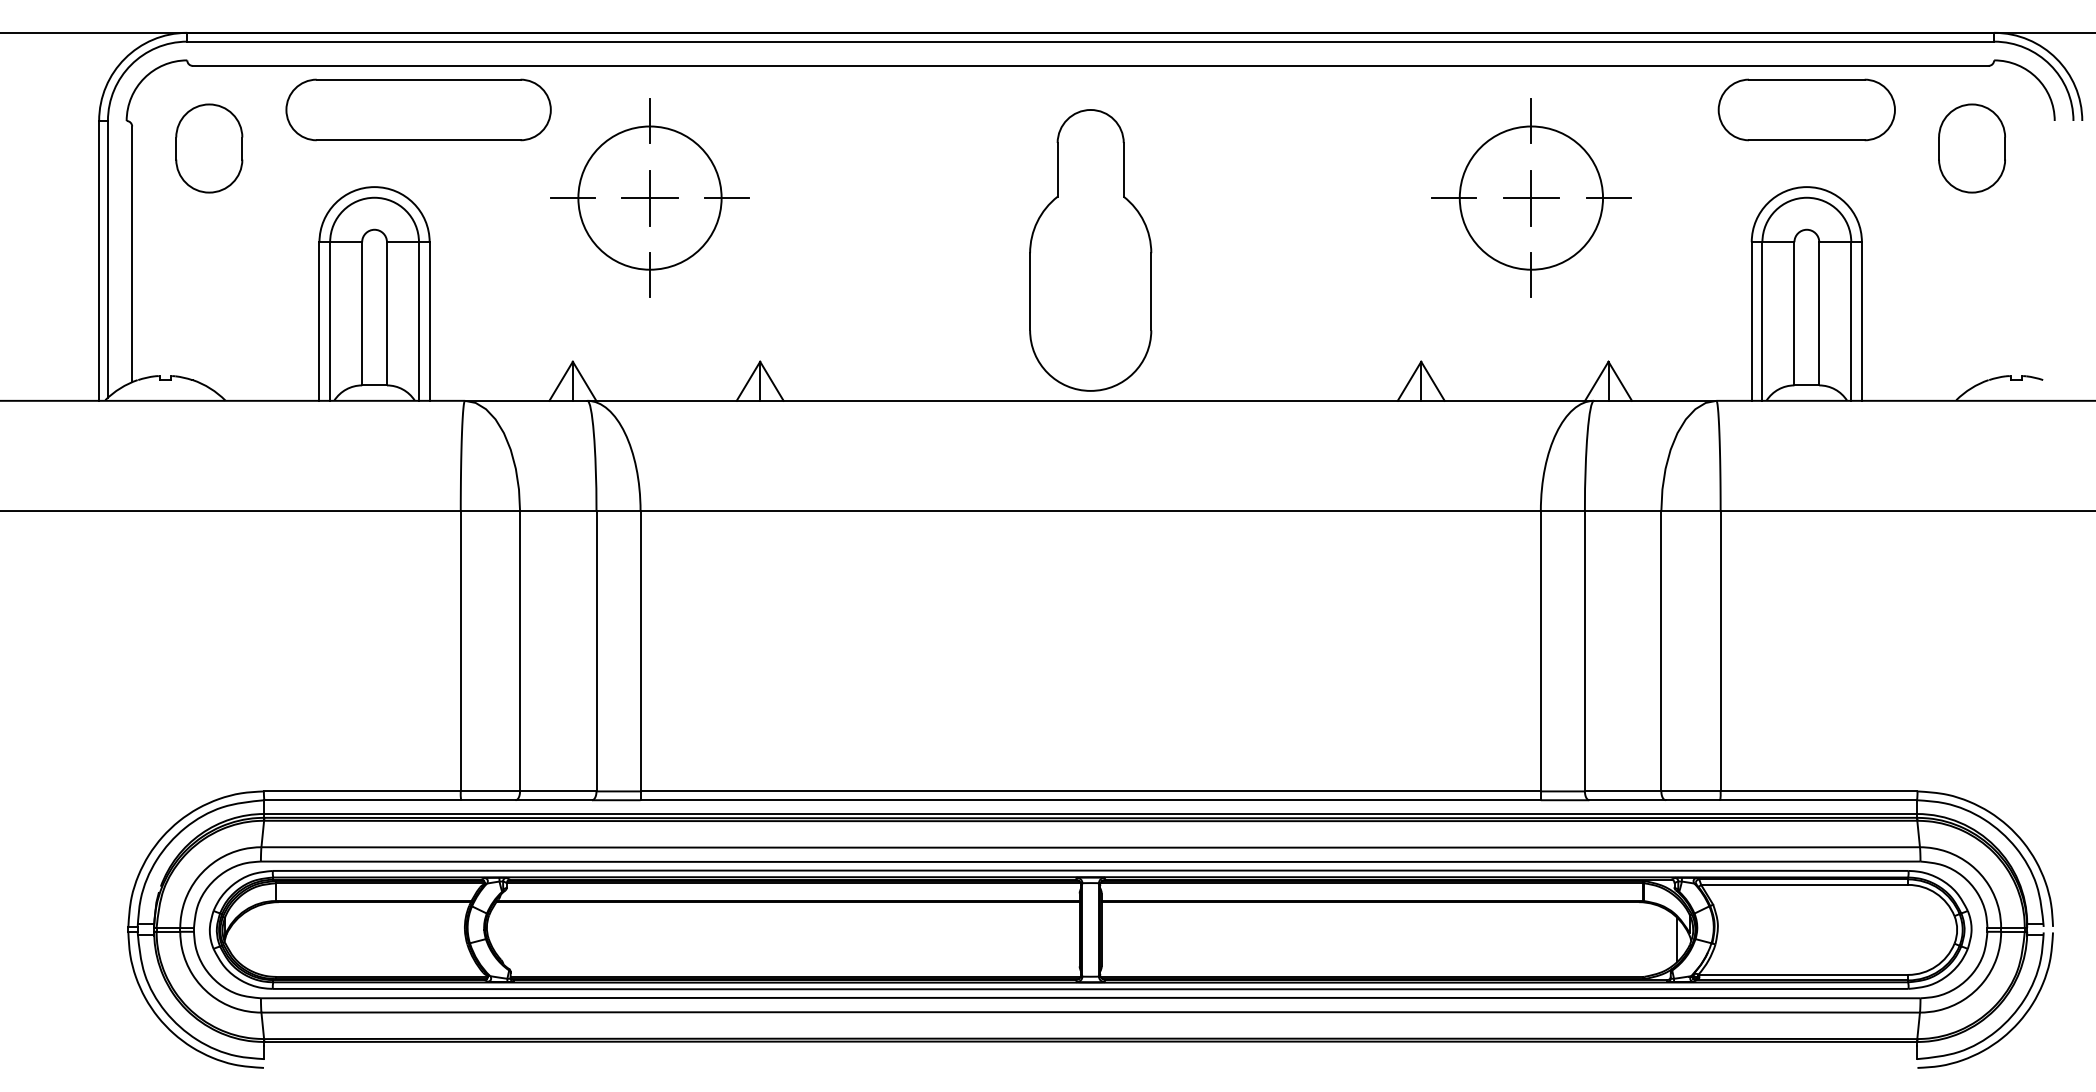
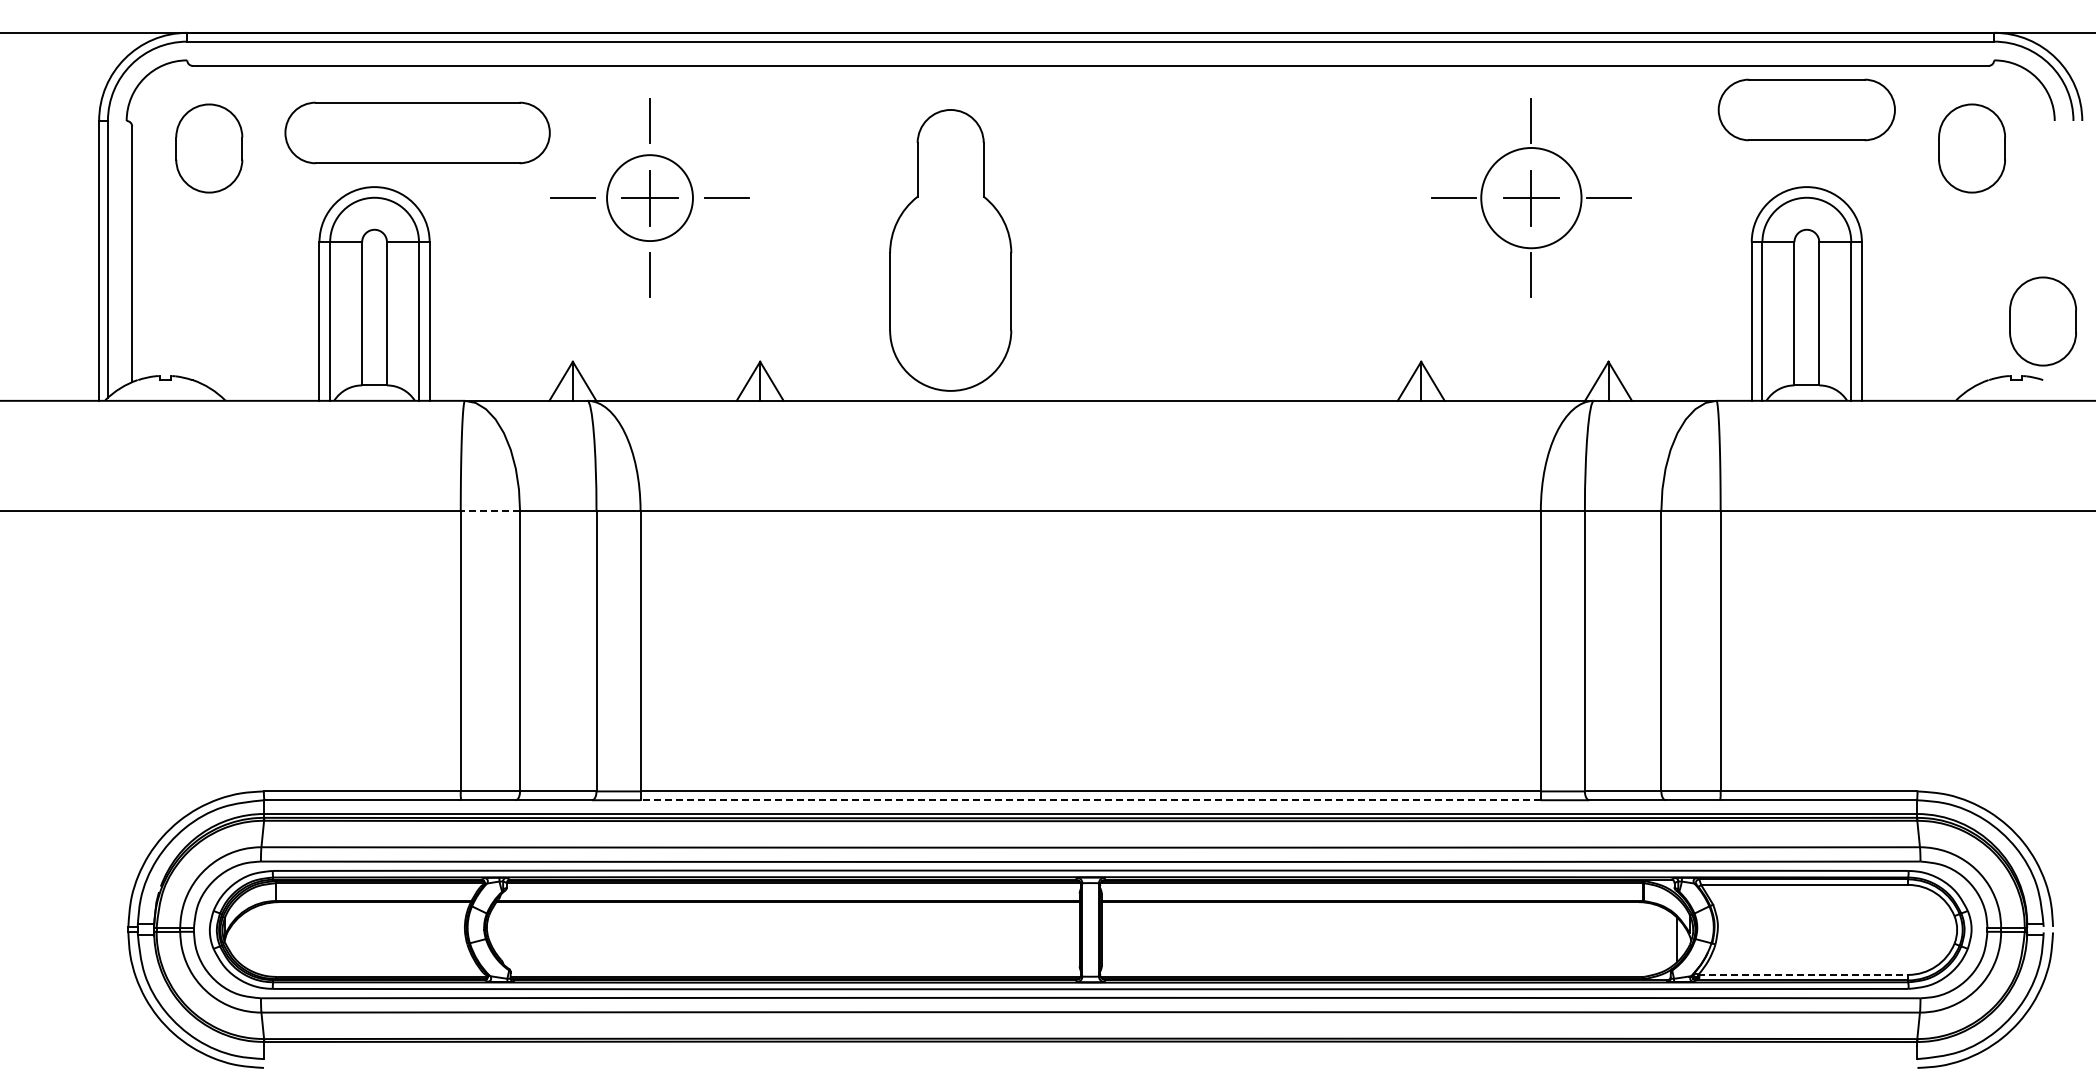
part position: (418, 109) -> (417, 132) (417, 132)
circle diameter: 143 px -> 86 px (649, 198)
circle diameter: 143 px -> 100 px (1531, 197)
part position: (1090, 250) -> (950, 250) (950, 250)
part: none -> present (2042, 321)
line: solid -> dashed (490, 511)
line: solid -> dashed (1090, 800)
line: solid -> dashed (1803, 974)
